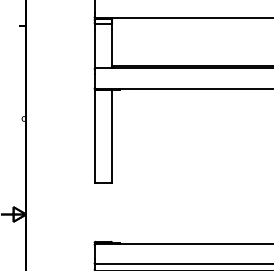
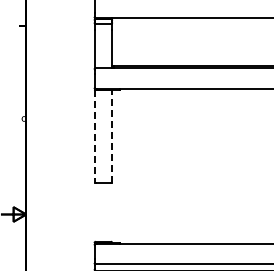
line: solid -> dashed (94, 136)
line: solid -> dashed (112, 136)
